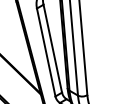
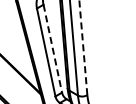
line: solid -> dashed (52, 48)
line: solid -> dashed (83, 48)
